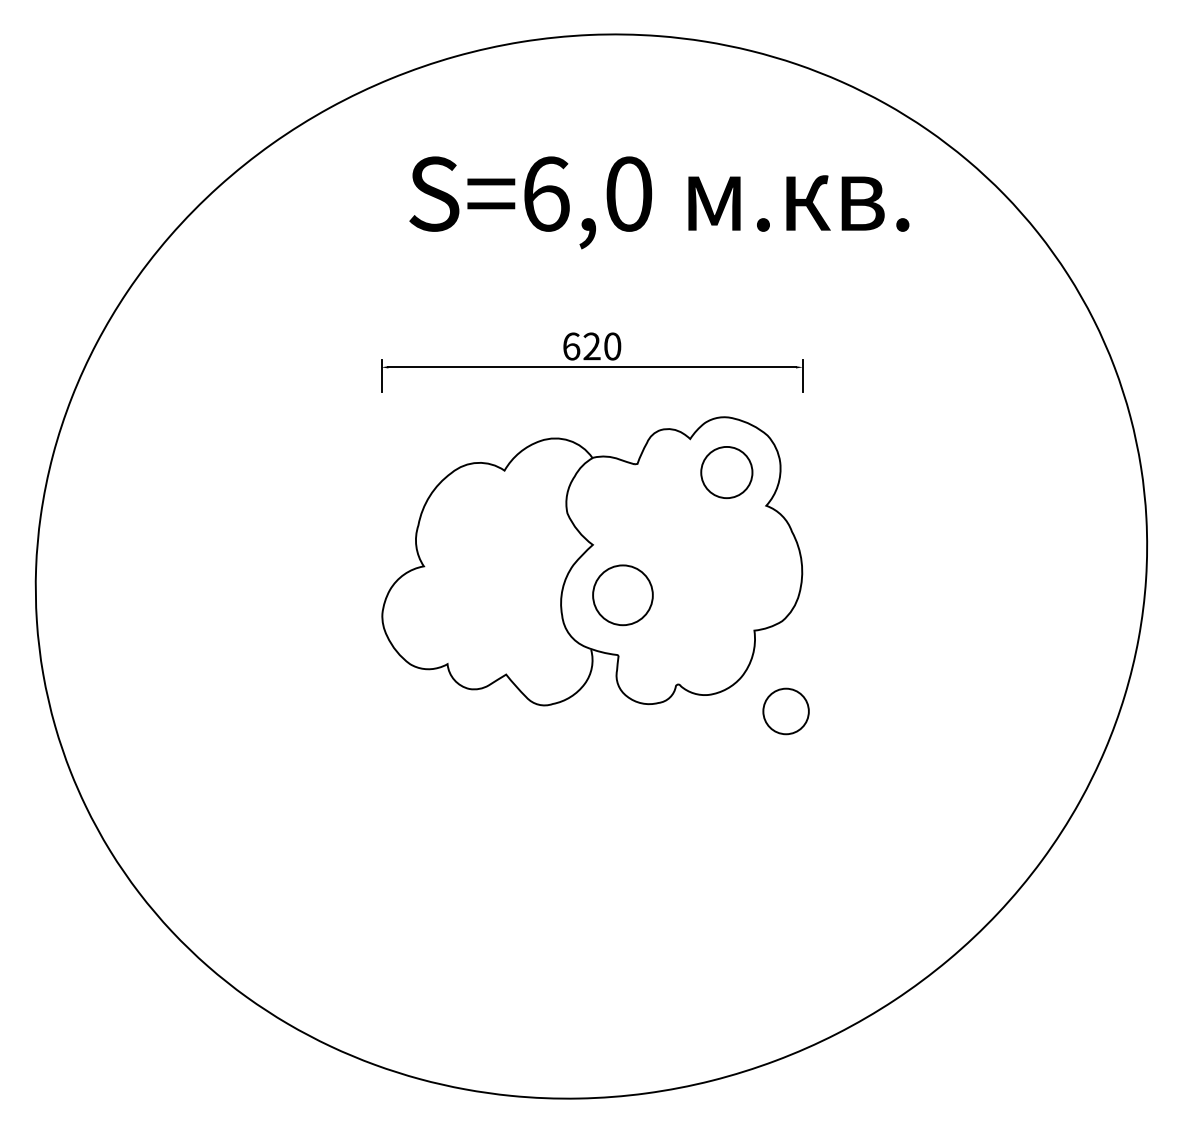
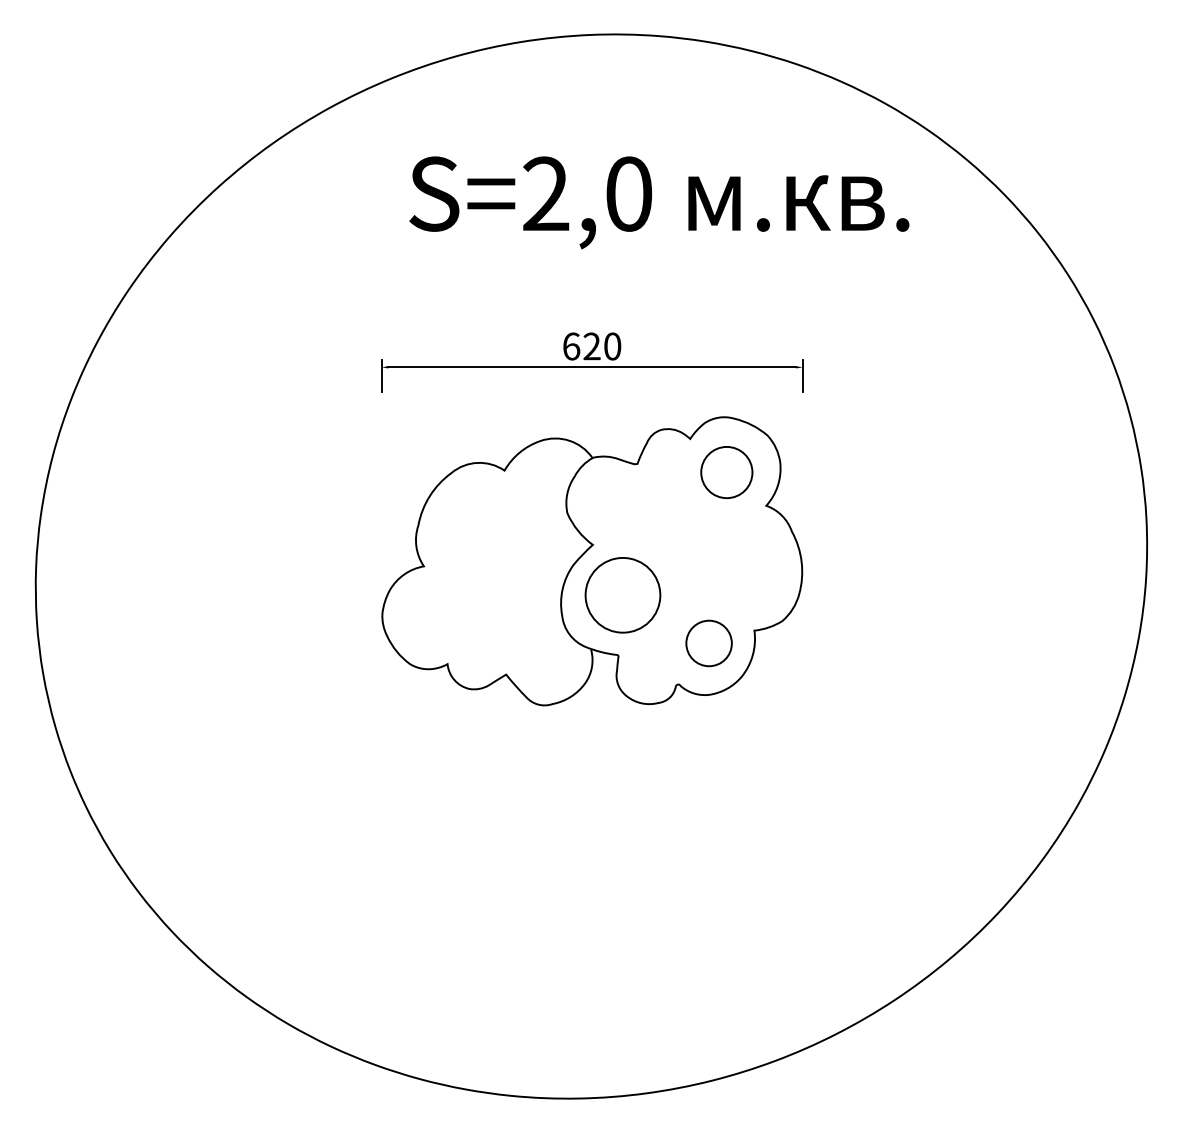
text: S=6,0 -> S=2,0 (546, 193)
circle diameter: 60 px -> 75 px (622, 594)
circle position: (785, 711) -> (708, 643) (708, 643)
